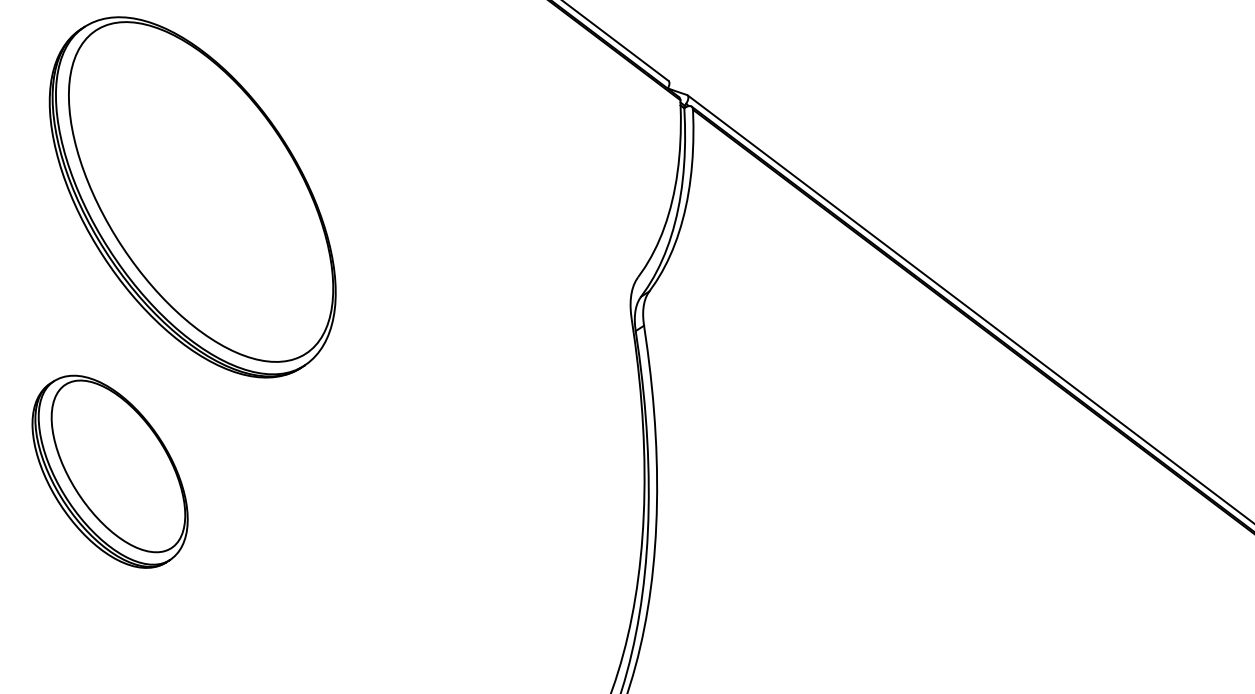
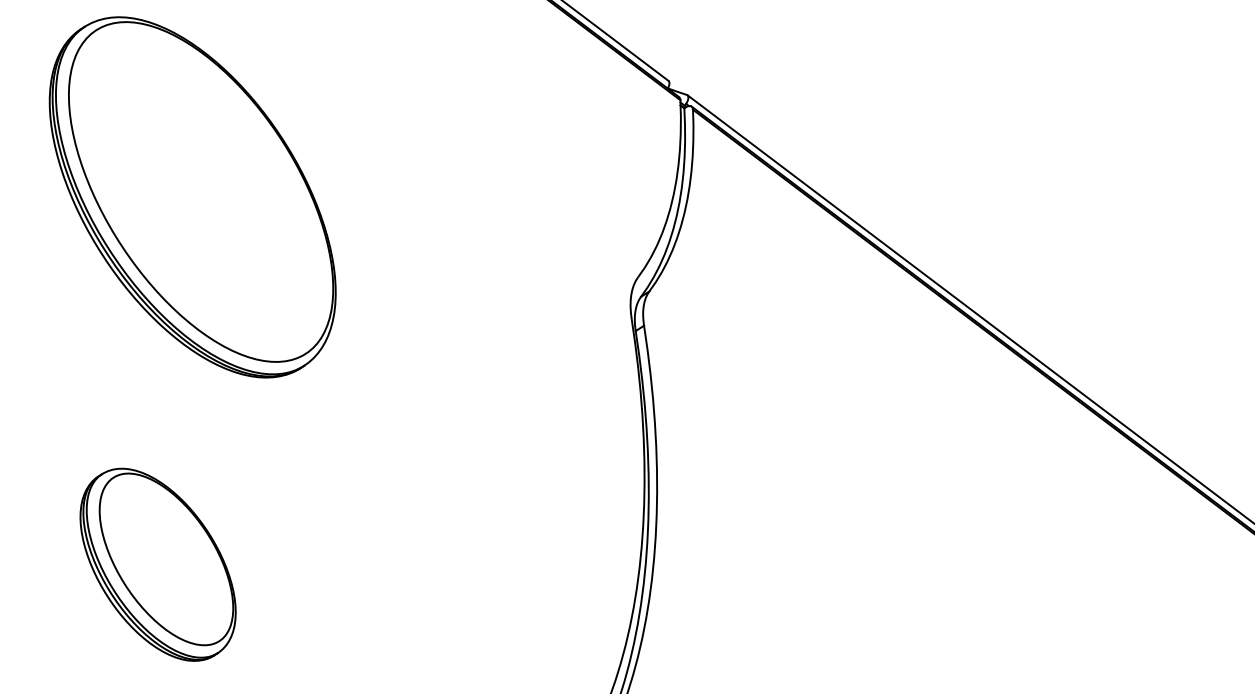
part position: (109, 471) -> (157, 564) (157, 564)
